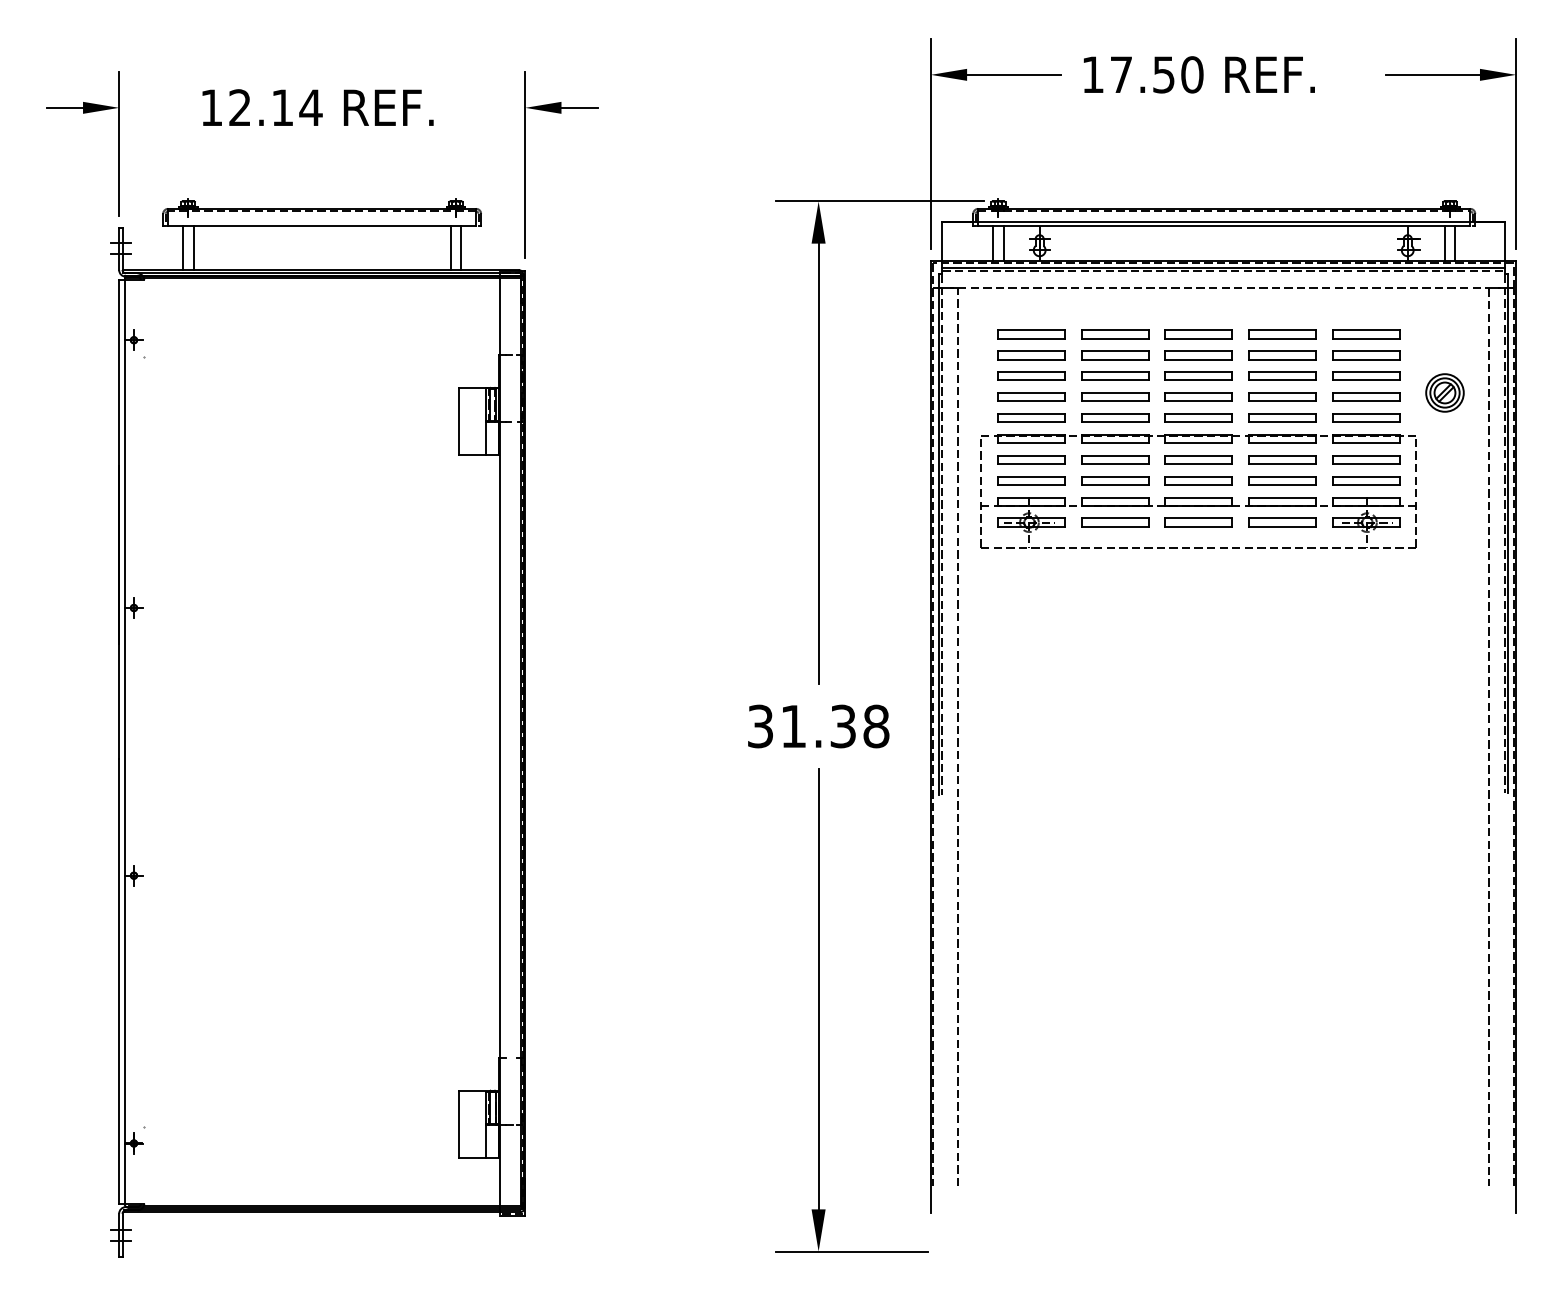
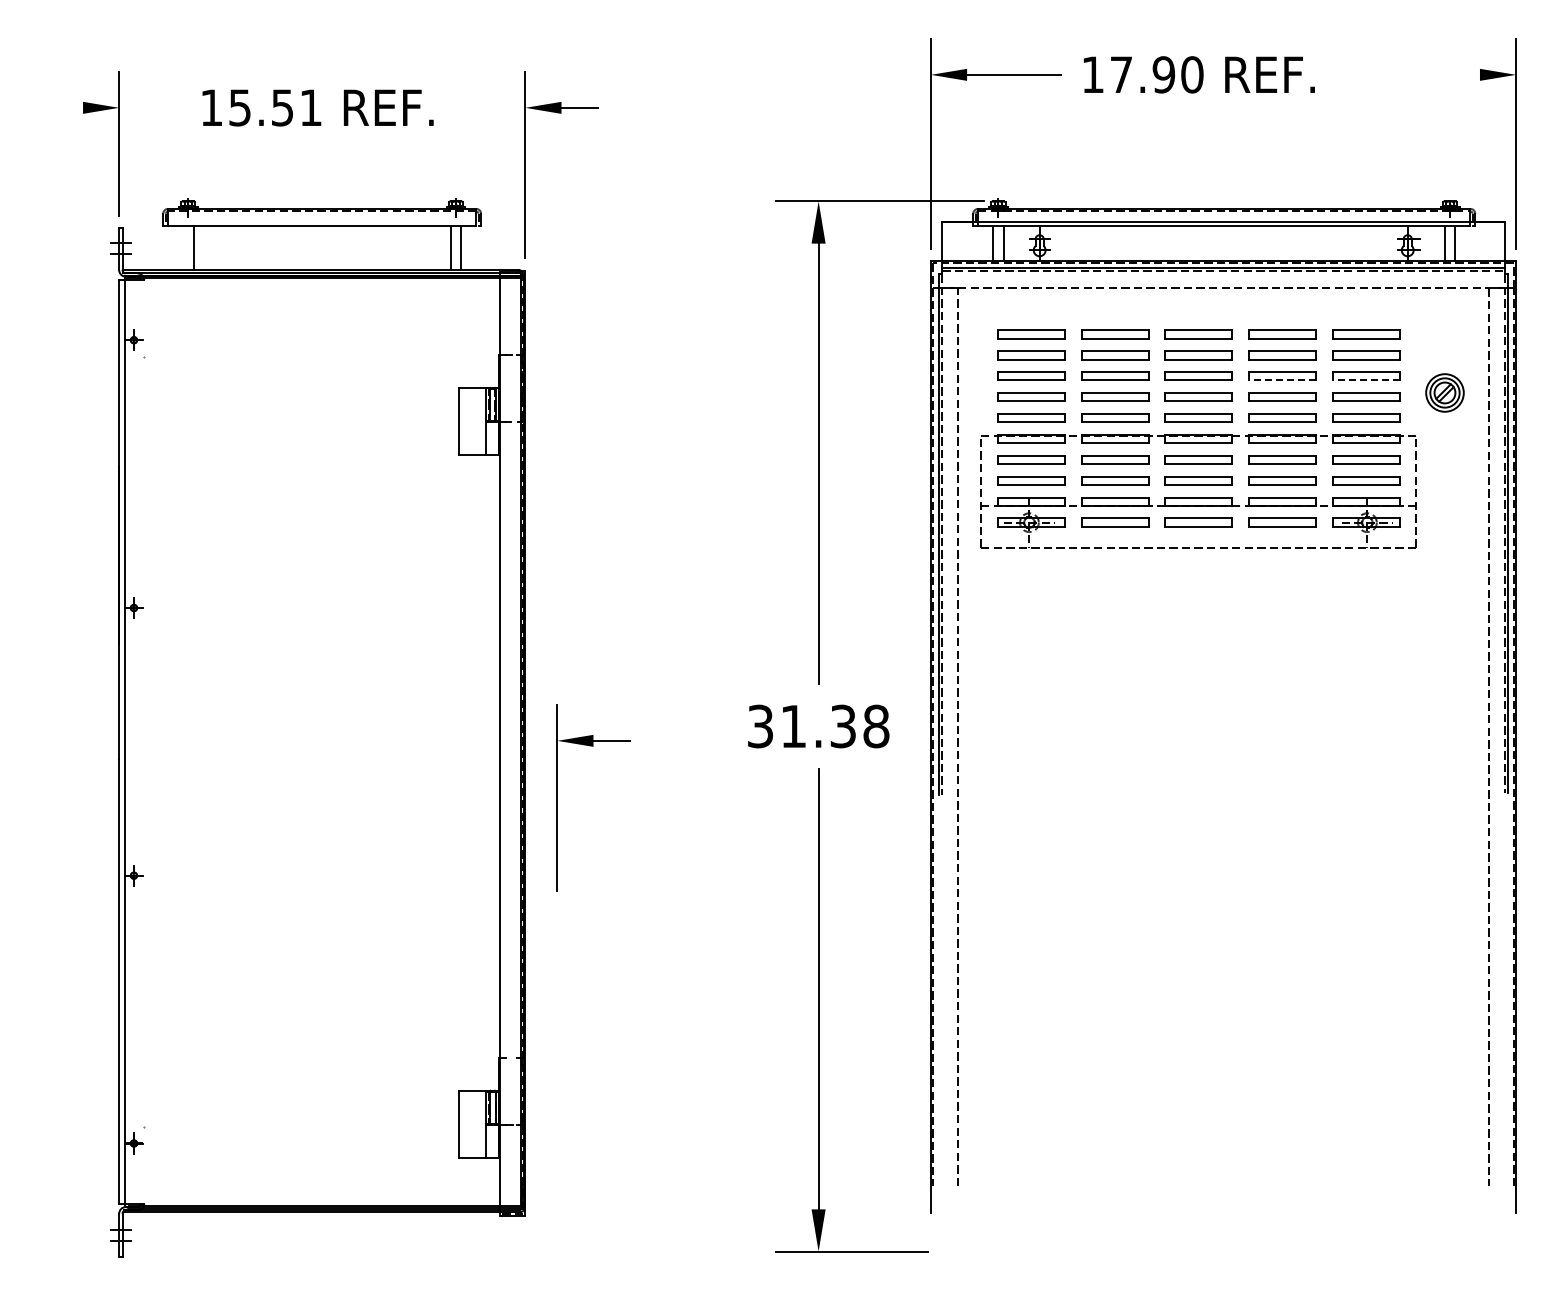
text: 17.50 -> 17.90 (1163, 74)
line: present -> none (1432, 74)
line: present -> none (64, 107)
text: 12.14 -> 15.51 (275, 107)
line: present -> none (183, 247)
line: solid -> dashed (1281, 380)
line: solid -> dashed (1365, 380)
part: none -> present (557, 797)
